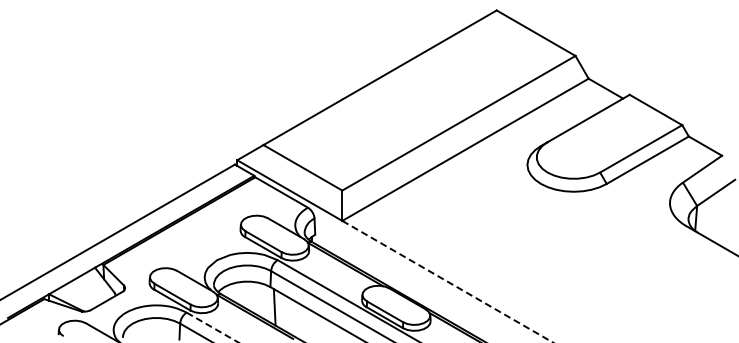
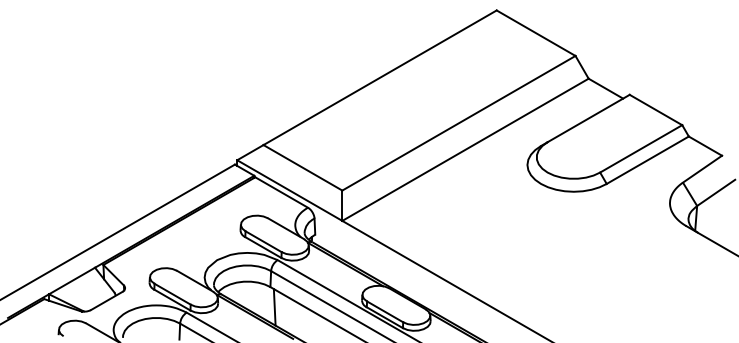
line: dashed -> solid (447, 281)
line: dashed -> solid (212, 327)
